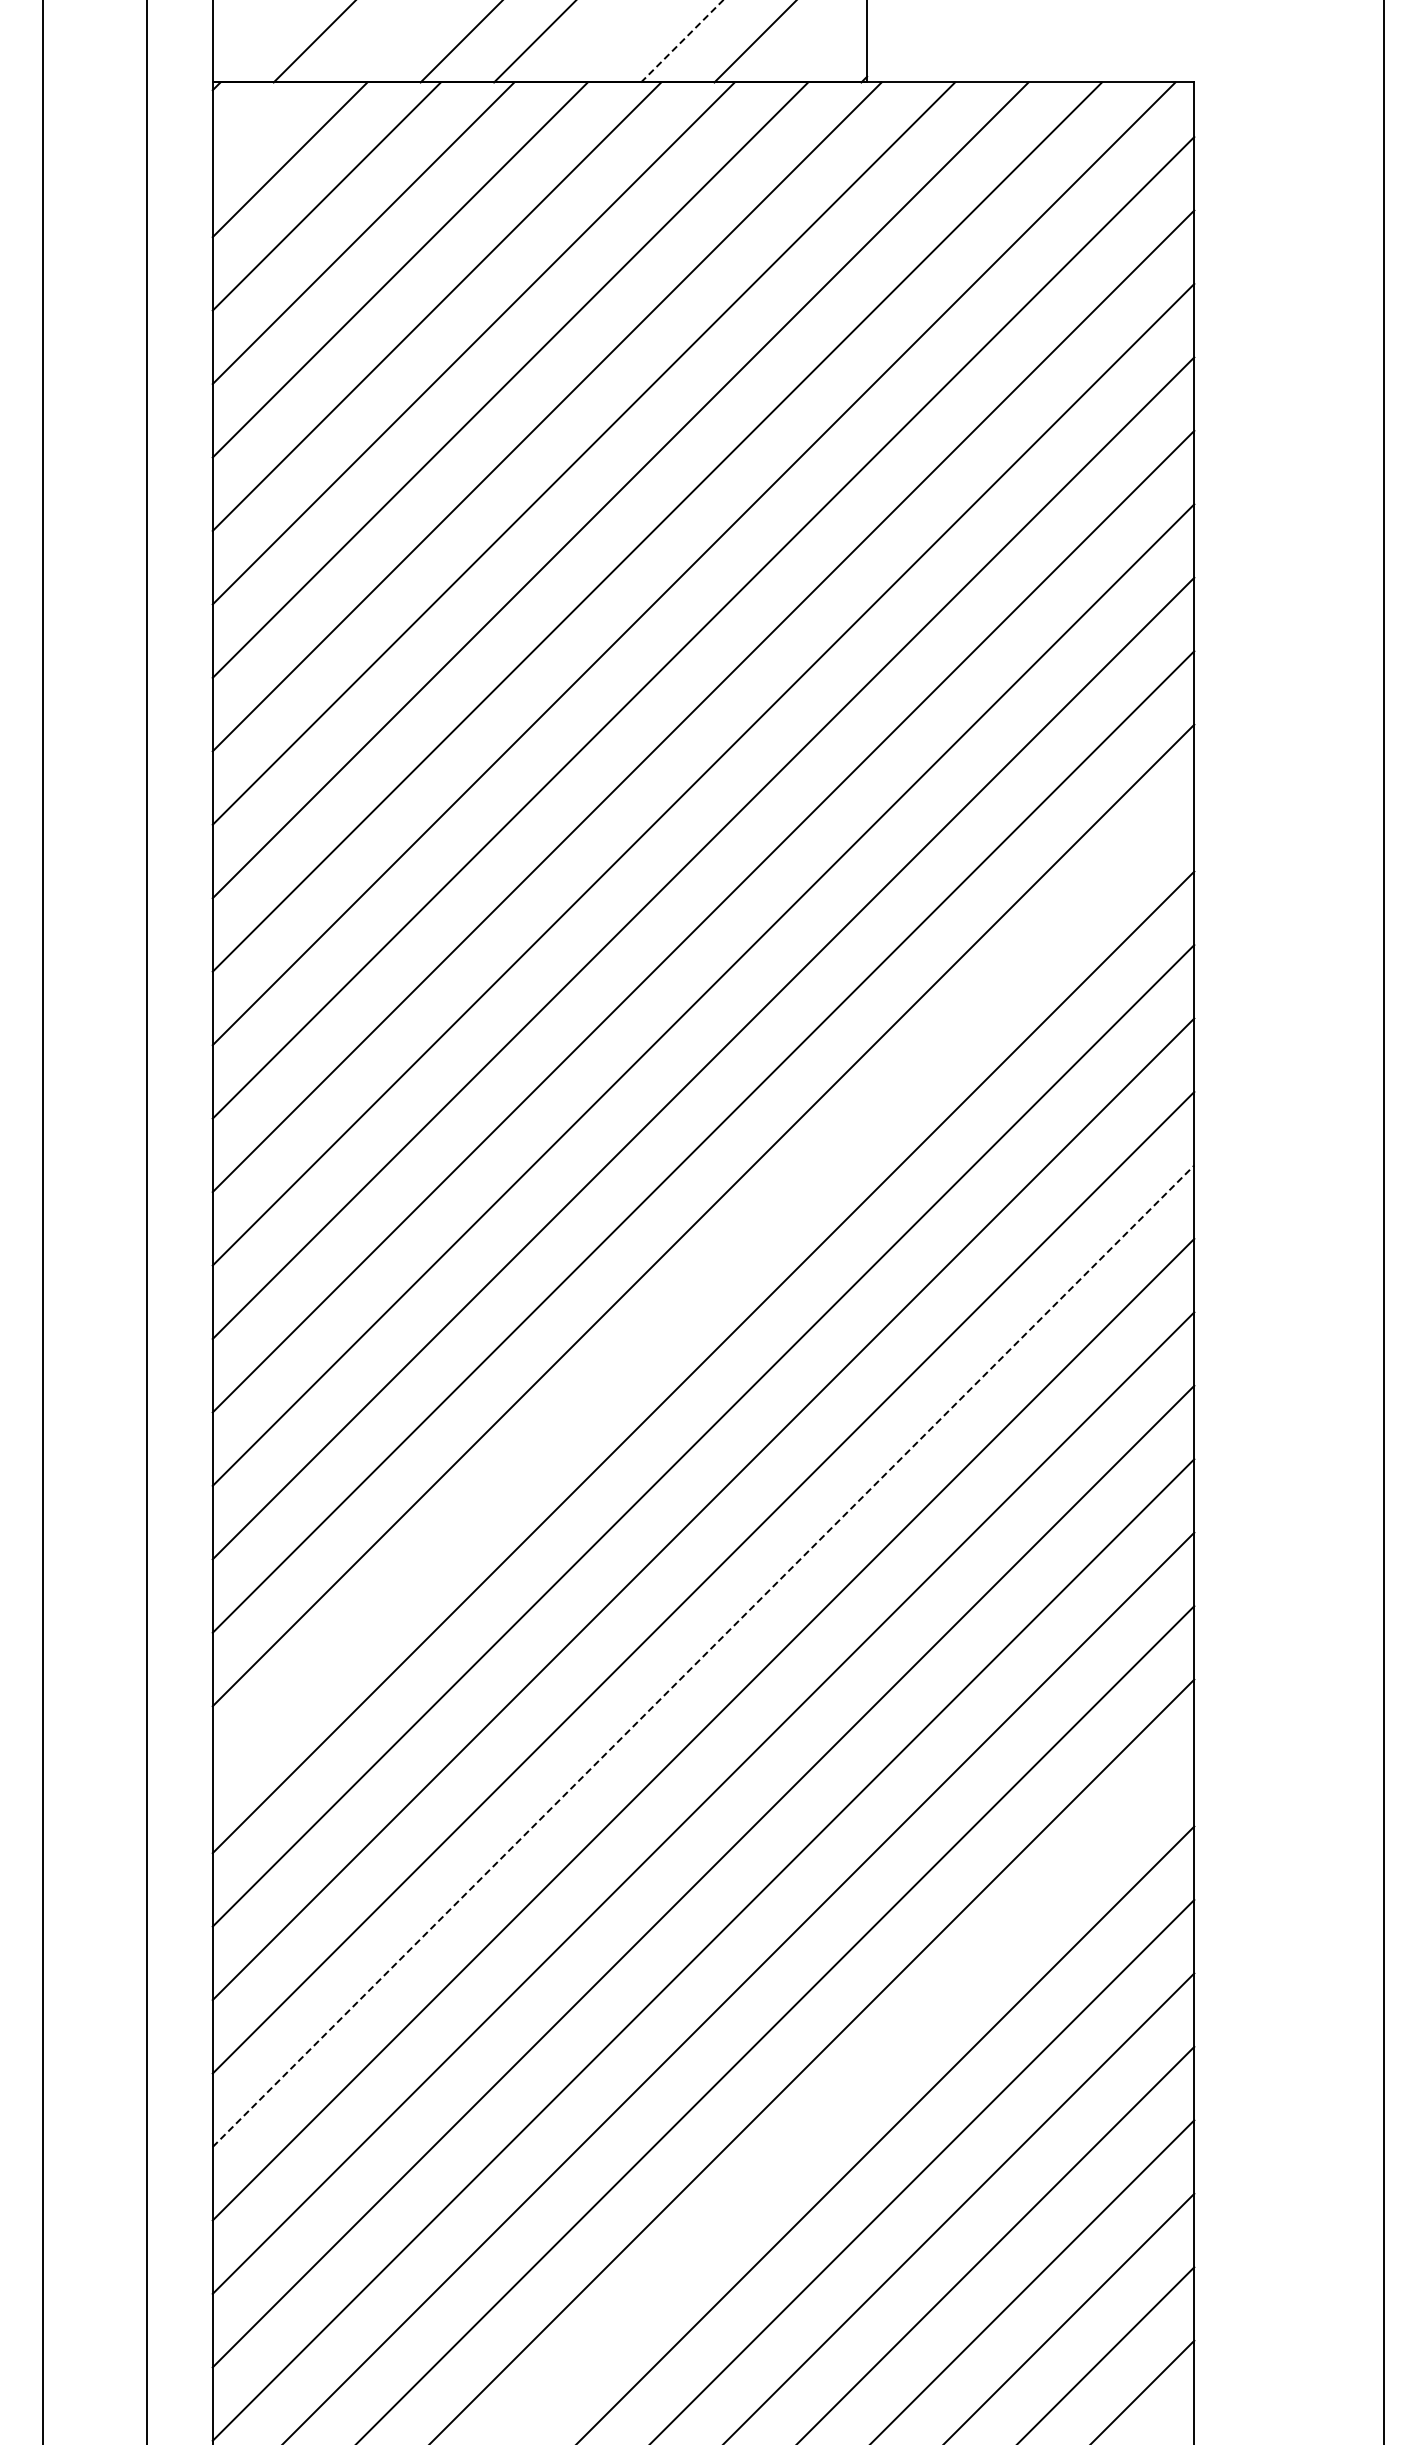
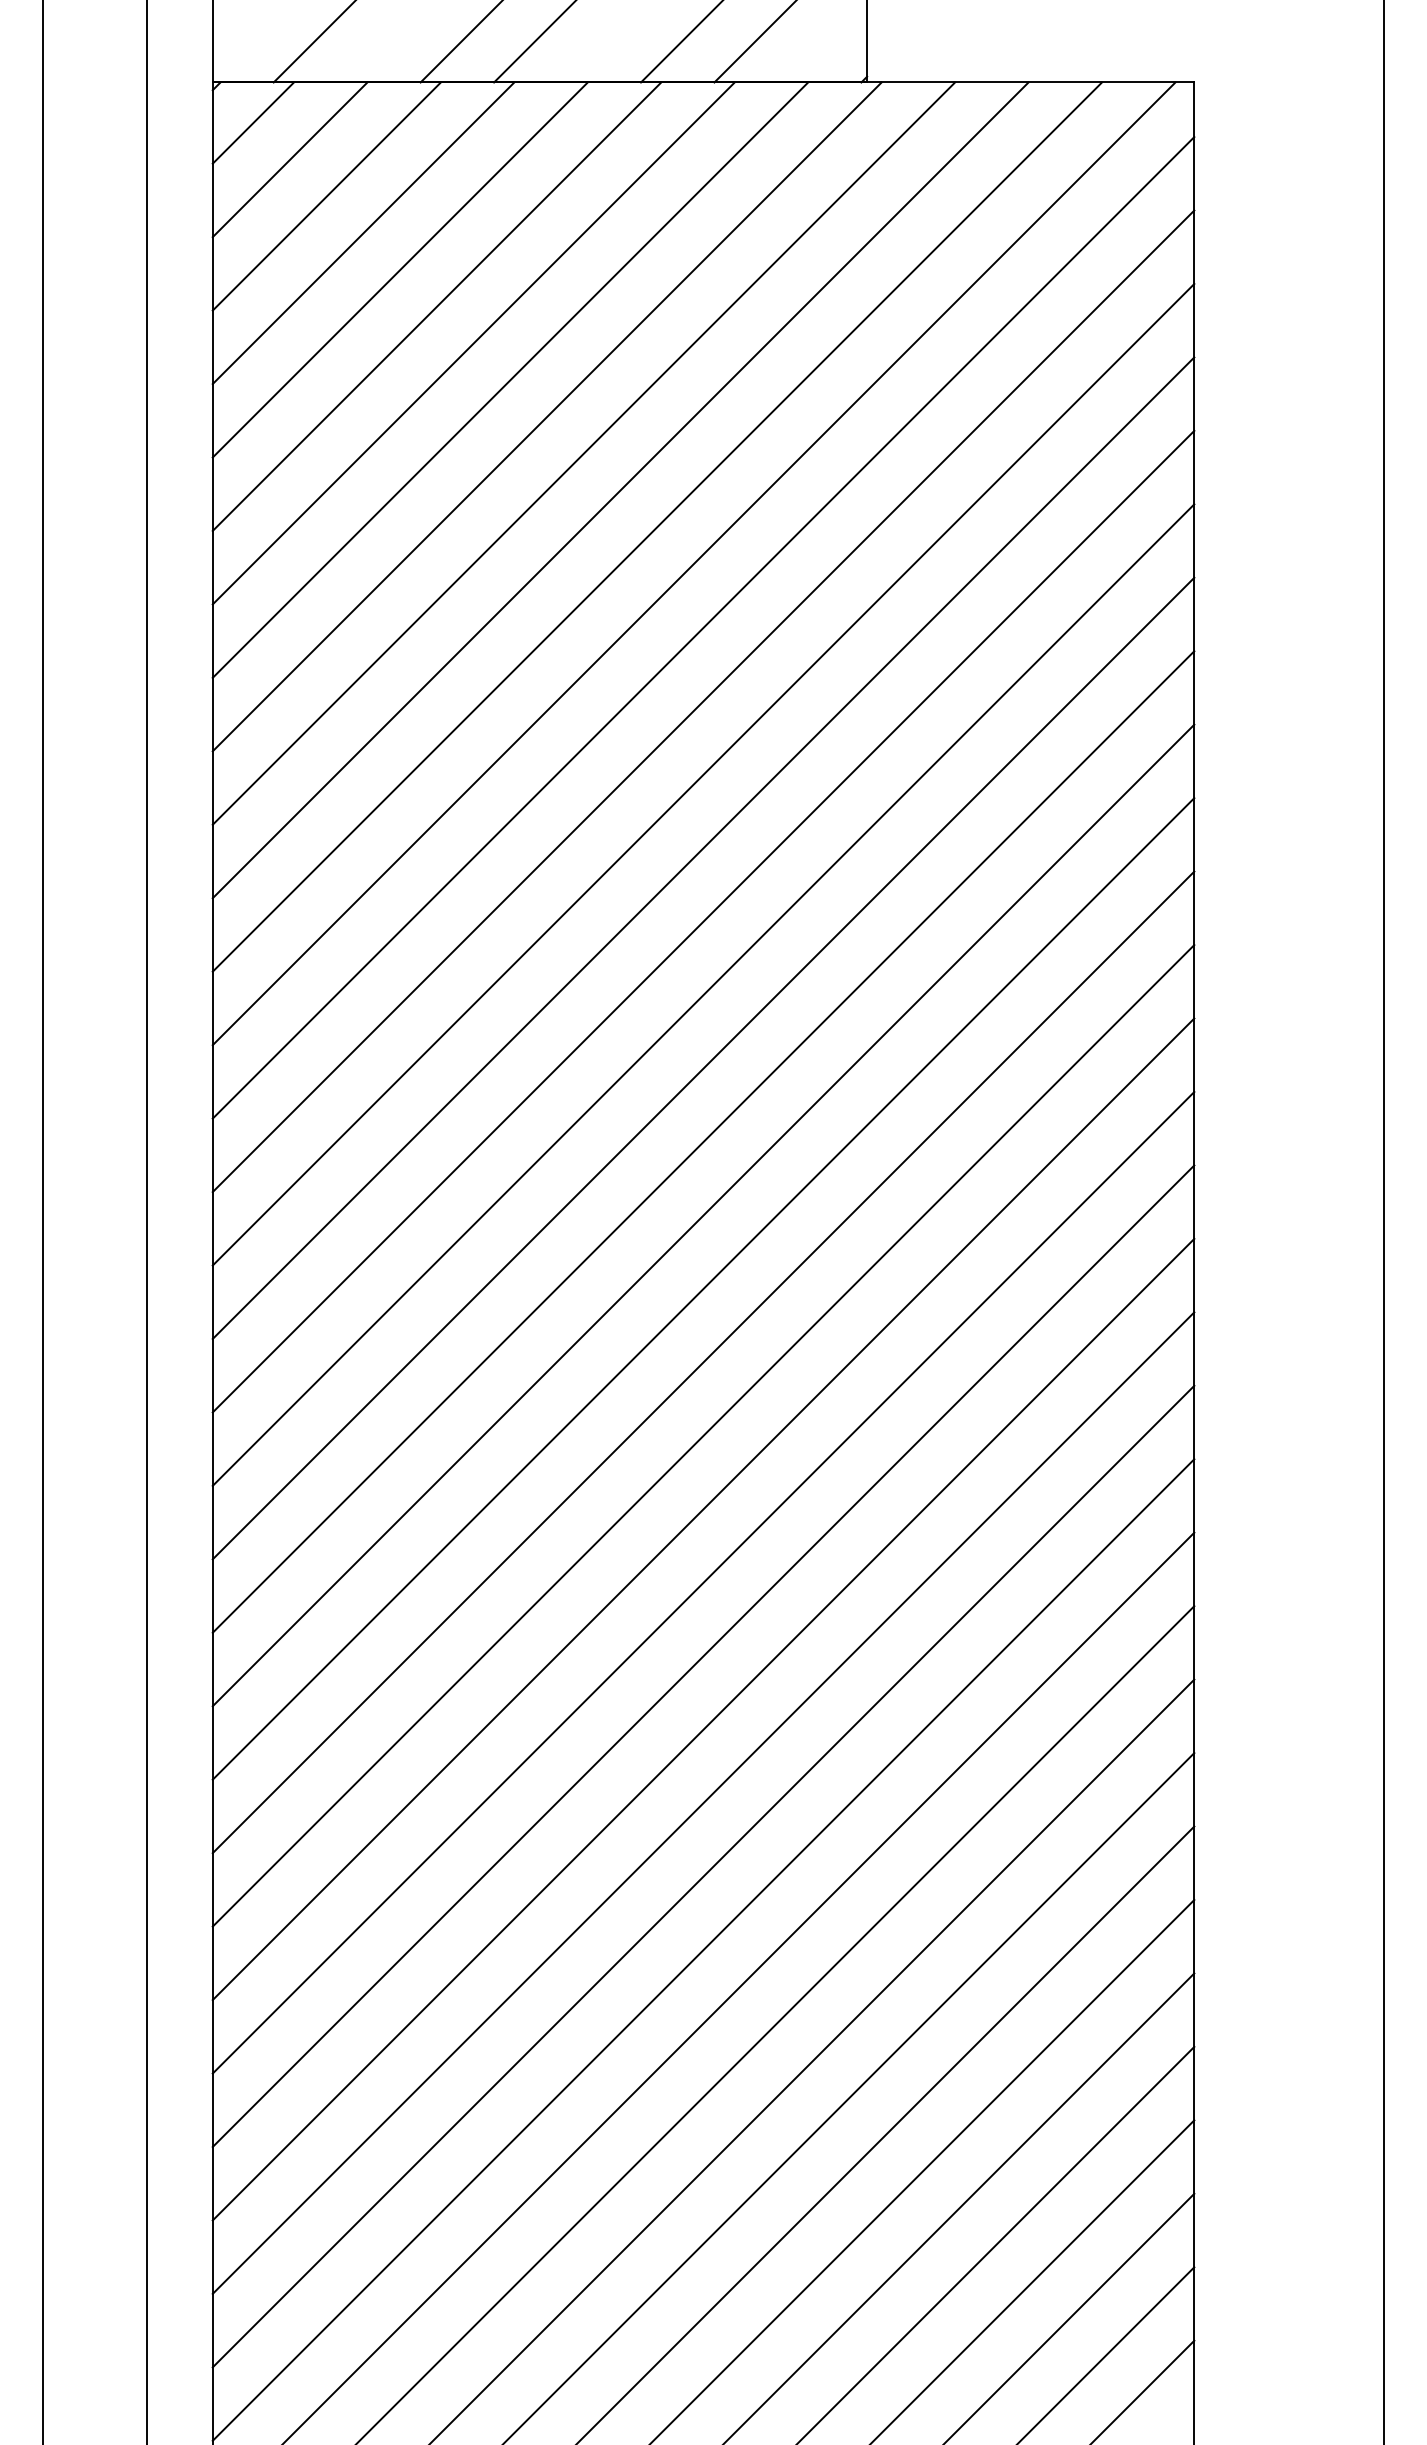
line: dashed -> solid (681, 41)
line: none -> present (252, 122)
line: none -> present (703, 1288)
line: dashed -> solid (703, 1655)
line: none -> present (849, 2097)
